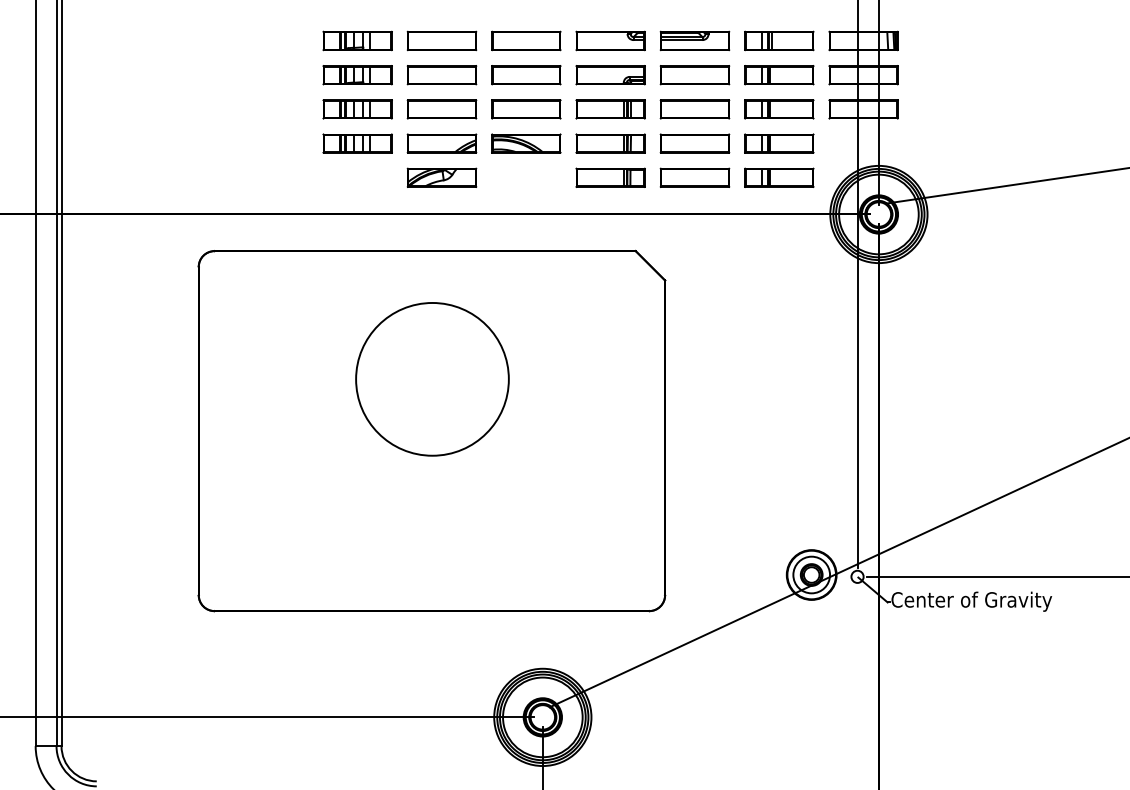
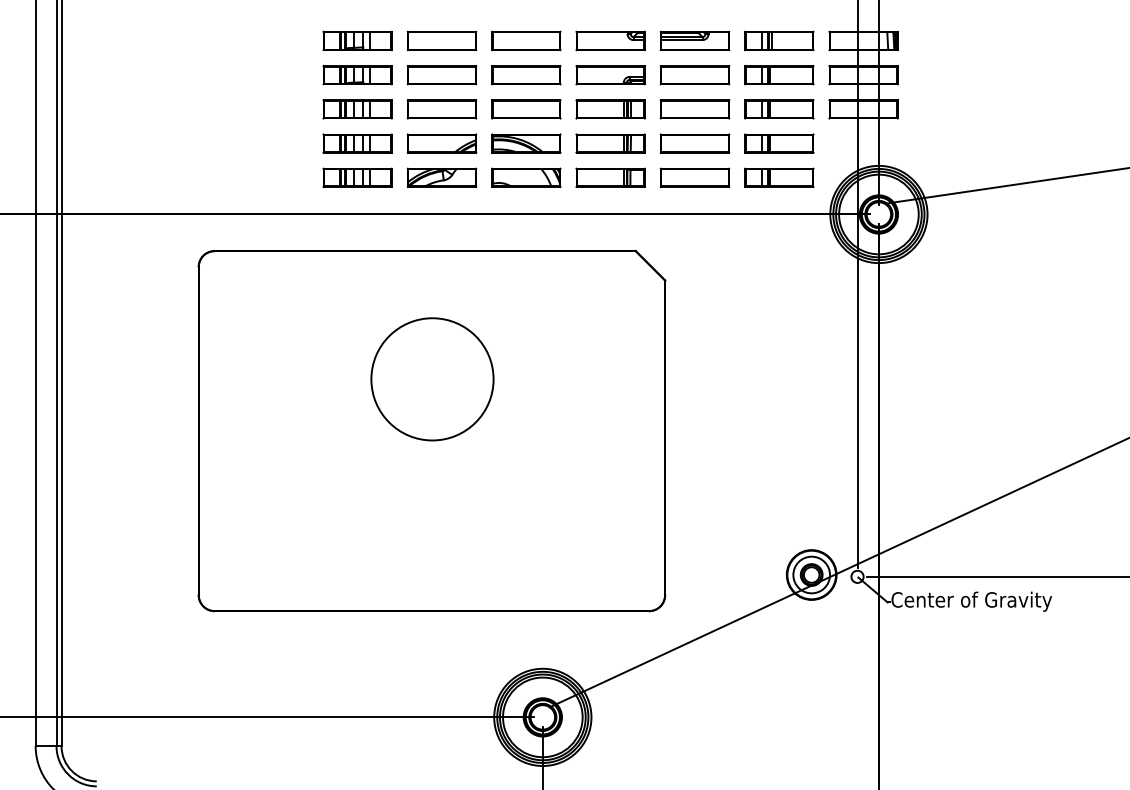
part: none -> present (357, 177)
part: none -> present (526, 177)
circle diameter: 153 px -> 122 px (432, 379)
